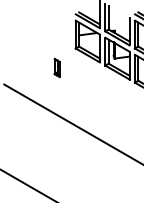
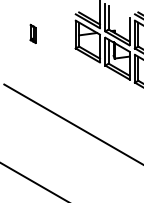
part position: (56, 67) -> (32, 33) (32, 33)
line position: (27, 184) -> (33, 181) (33, 181)
